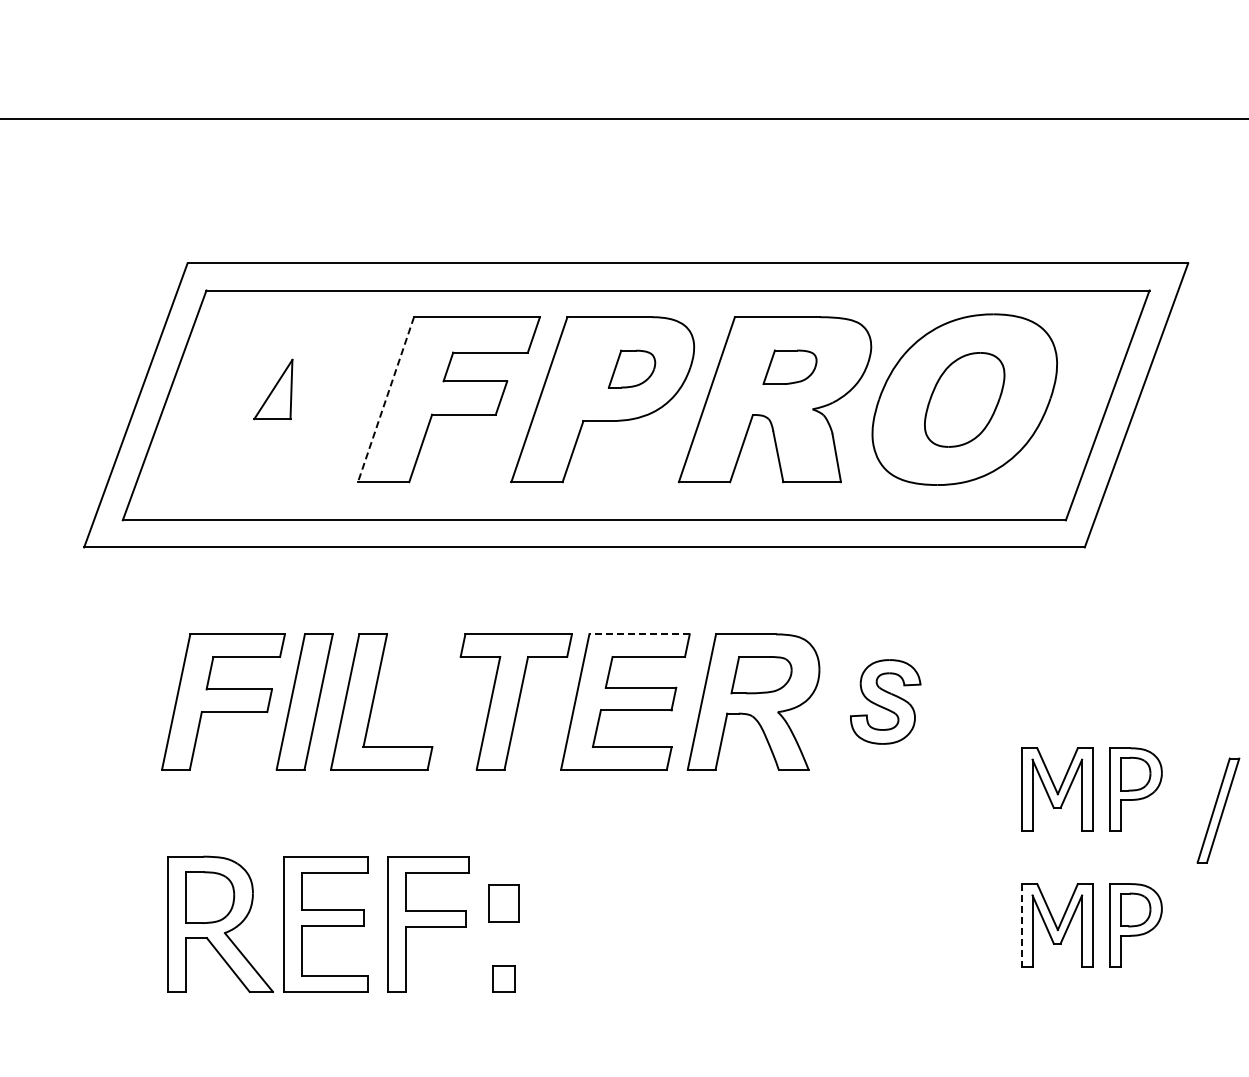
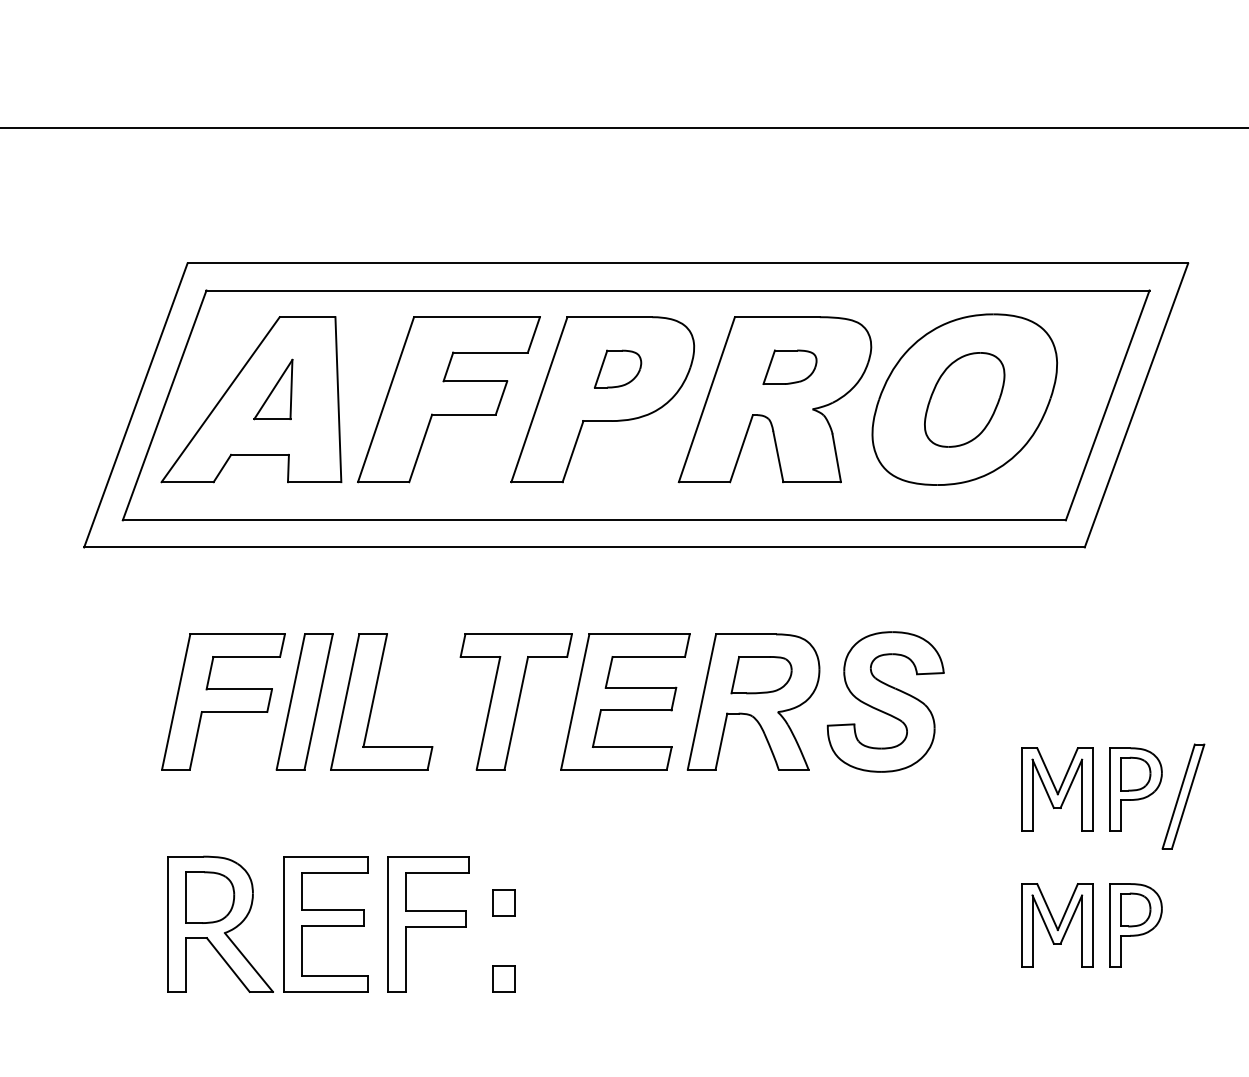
line position: (623, 119) -> (623, 128) (623, 128)
part position: (632, 368) -> (618, 368) (618, 368)
part: none -> present (251, 399)
line: dashed -> solid (385, 400)
line: dashed -> solid (639, 634)
part size: 72x86 px -> 119x142 px (885, 701)
part position: (1218, 810) -> (1183, 796) (1183, 796)
part size: 32x39 px -> 24x28 px (503, 902)
line: dashed -> solid (1022, 925)
